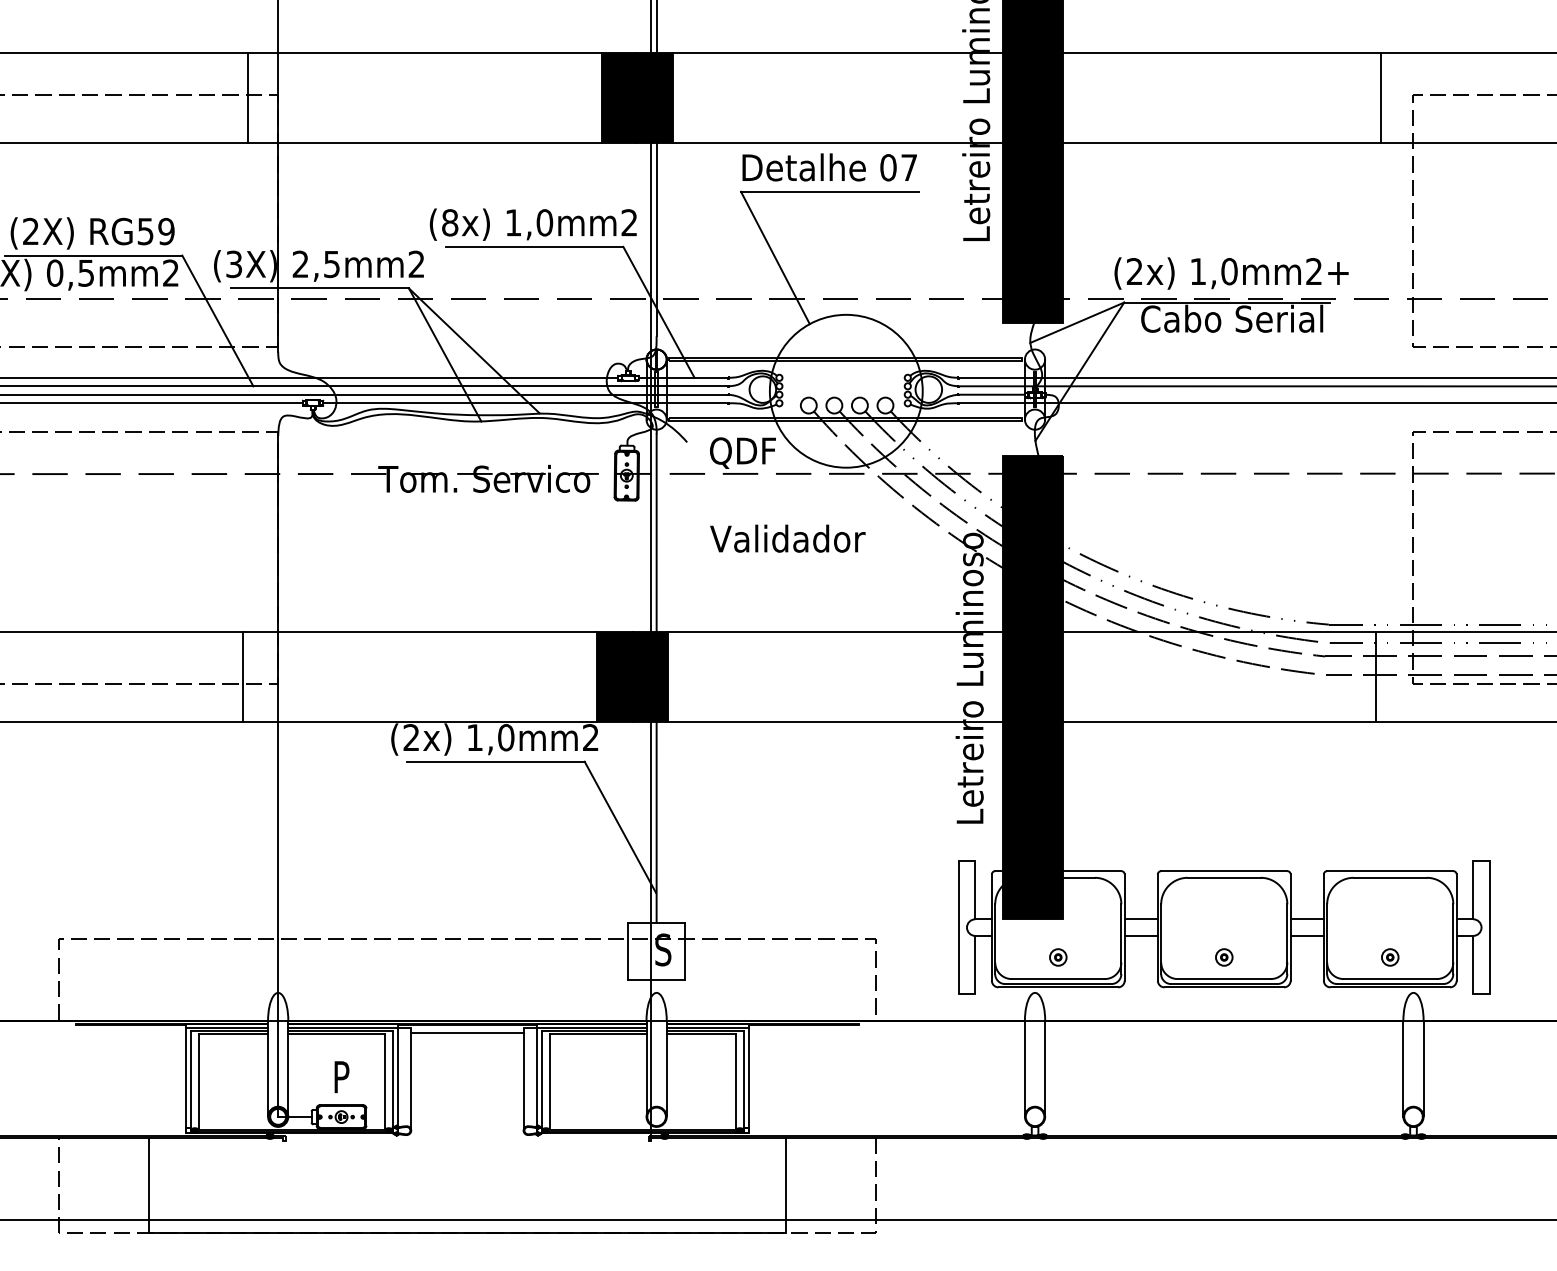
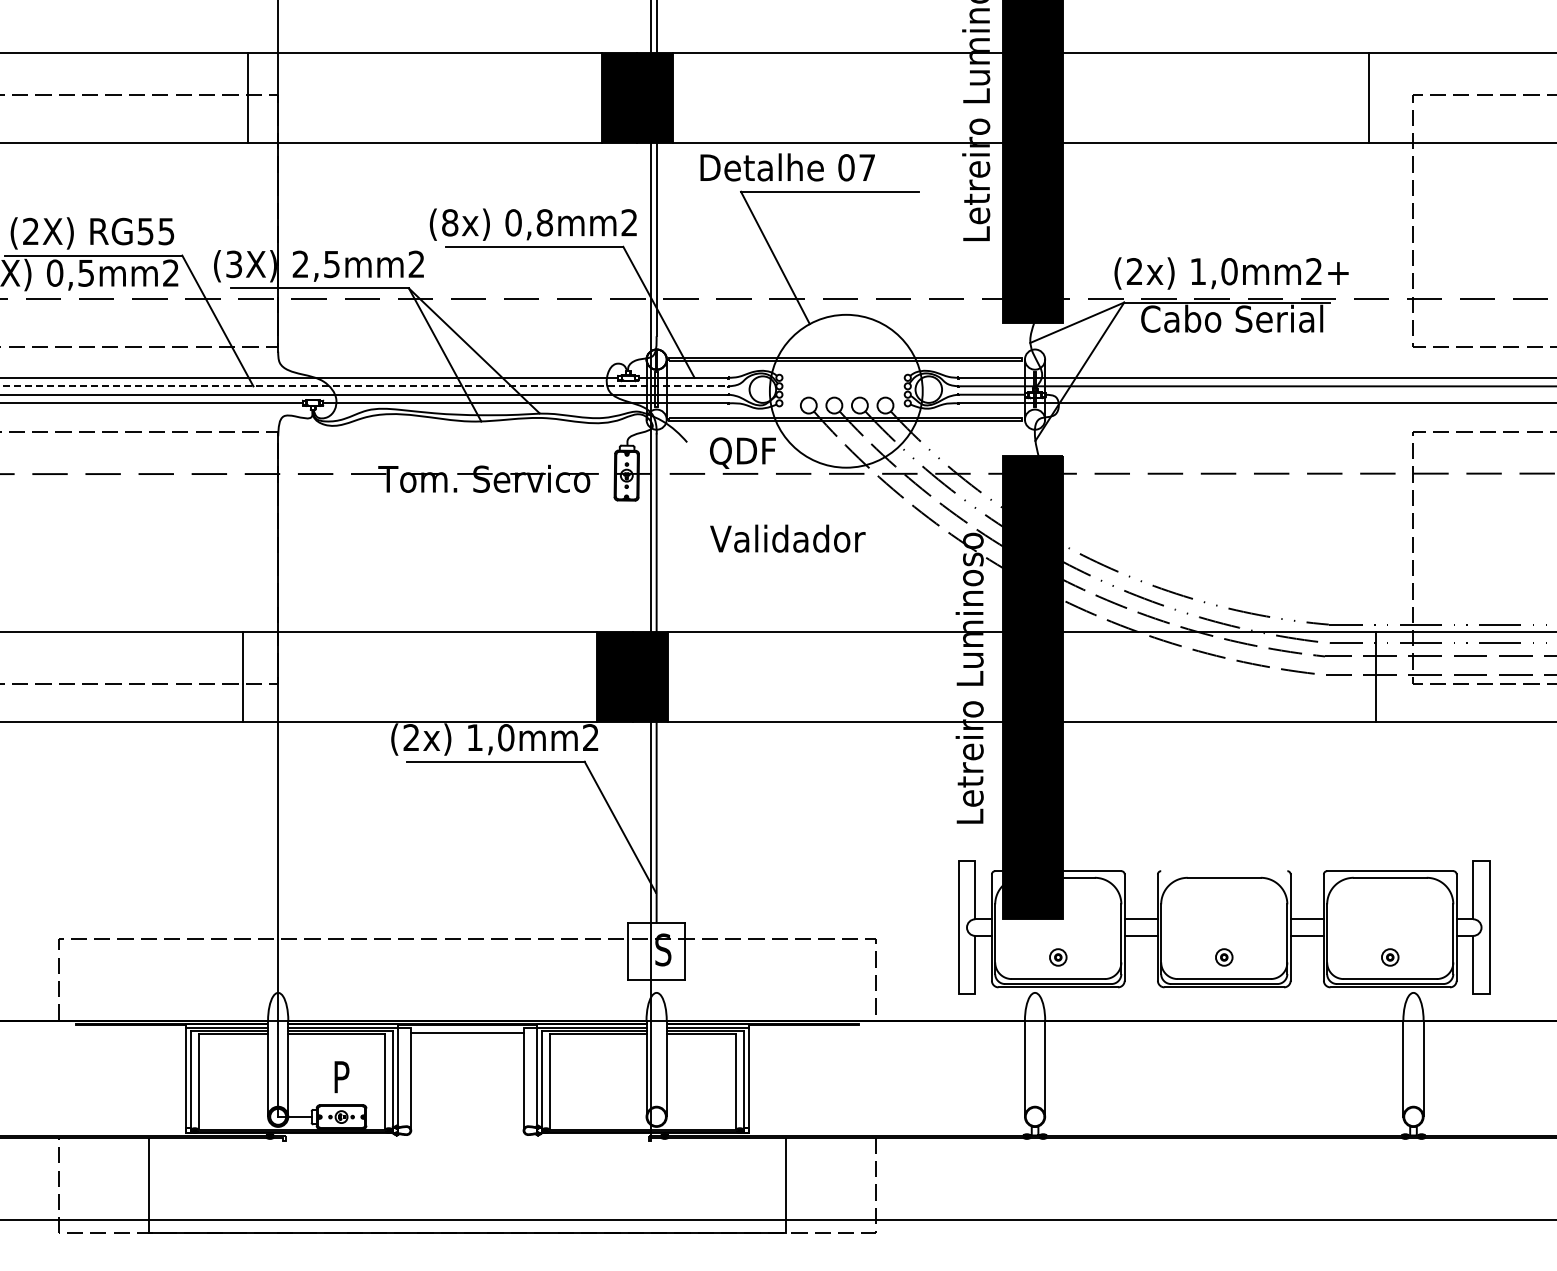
line position: (1381, 98) -> (1369, 98) (1369, 98)
text position: (829, 167) -> (787, 167) (787, 167)
text: 1,0mm2 -> 0,8mm2 (529, 222)
text: RG59 -> RG55 (166, 230)
line: solid -> dashed (364, 386)
line: present -> none (1224, 871)
